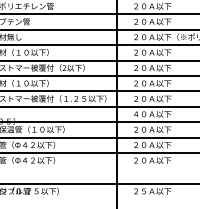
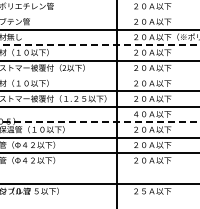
line: present -> none (99, 14)
line: solid -> dashed (99, 45)
line: present -> none (99, 75)
line: solid -> dashed (99, 122)
